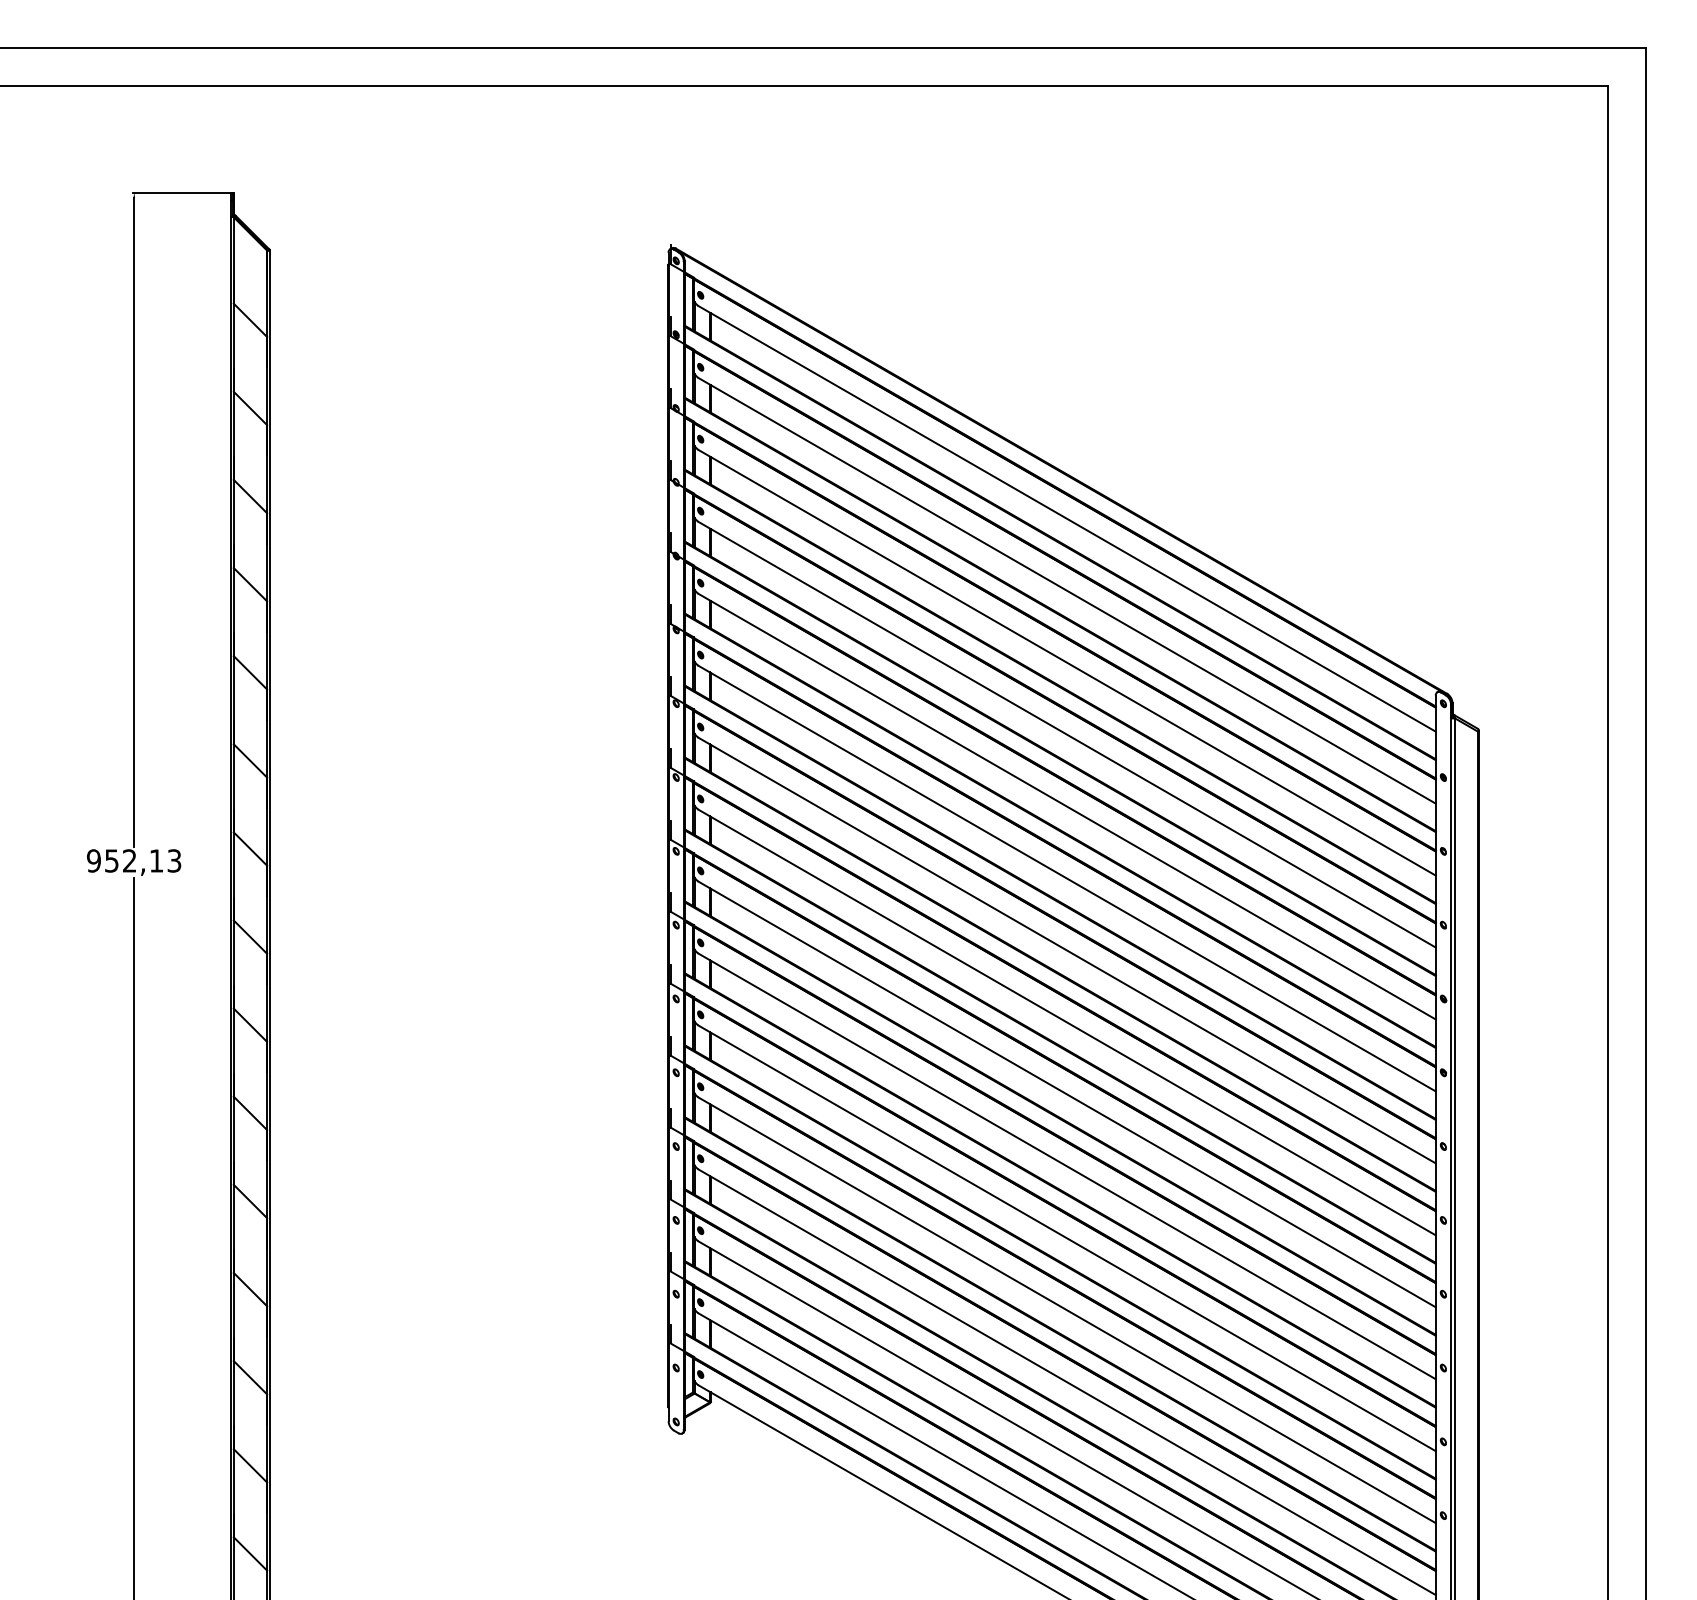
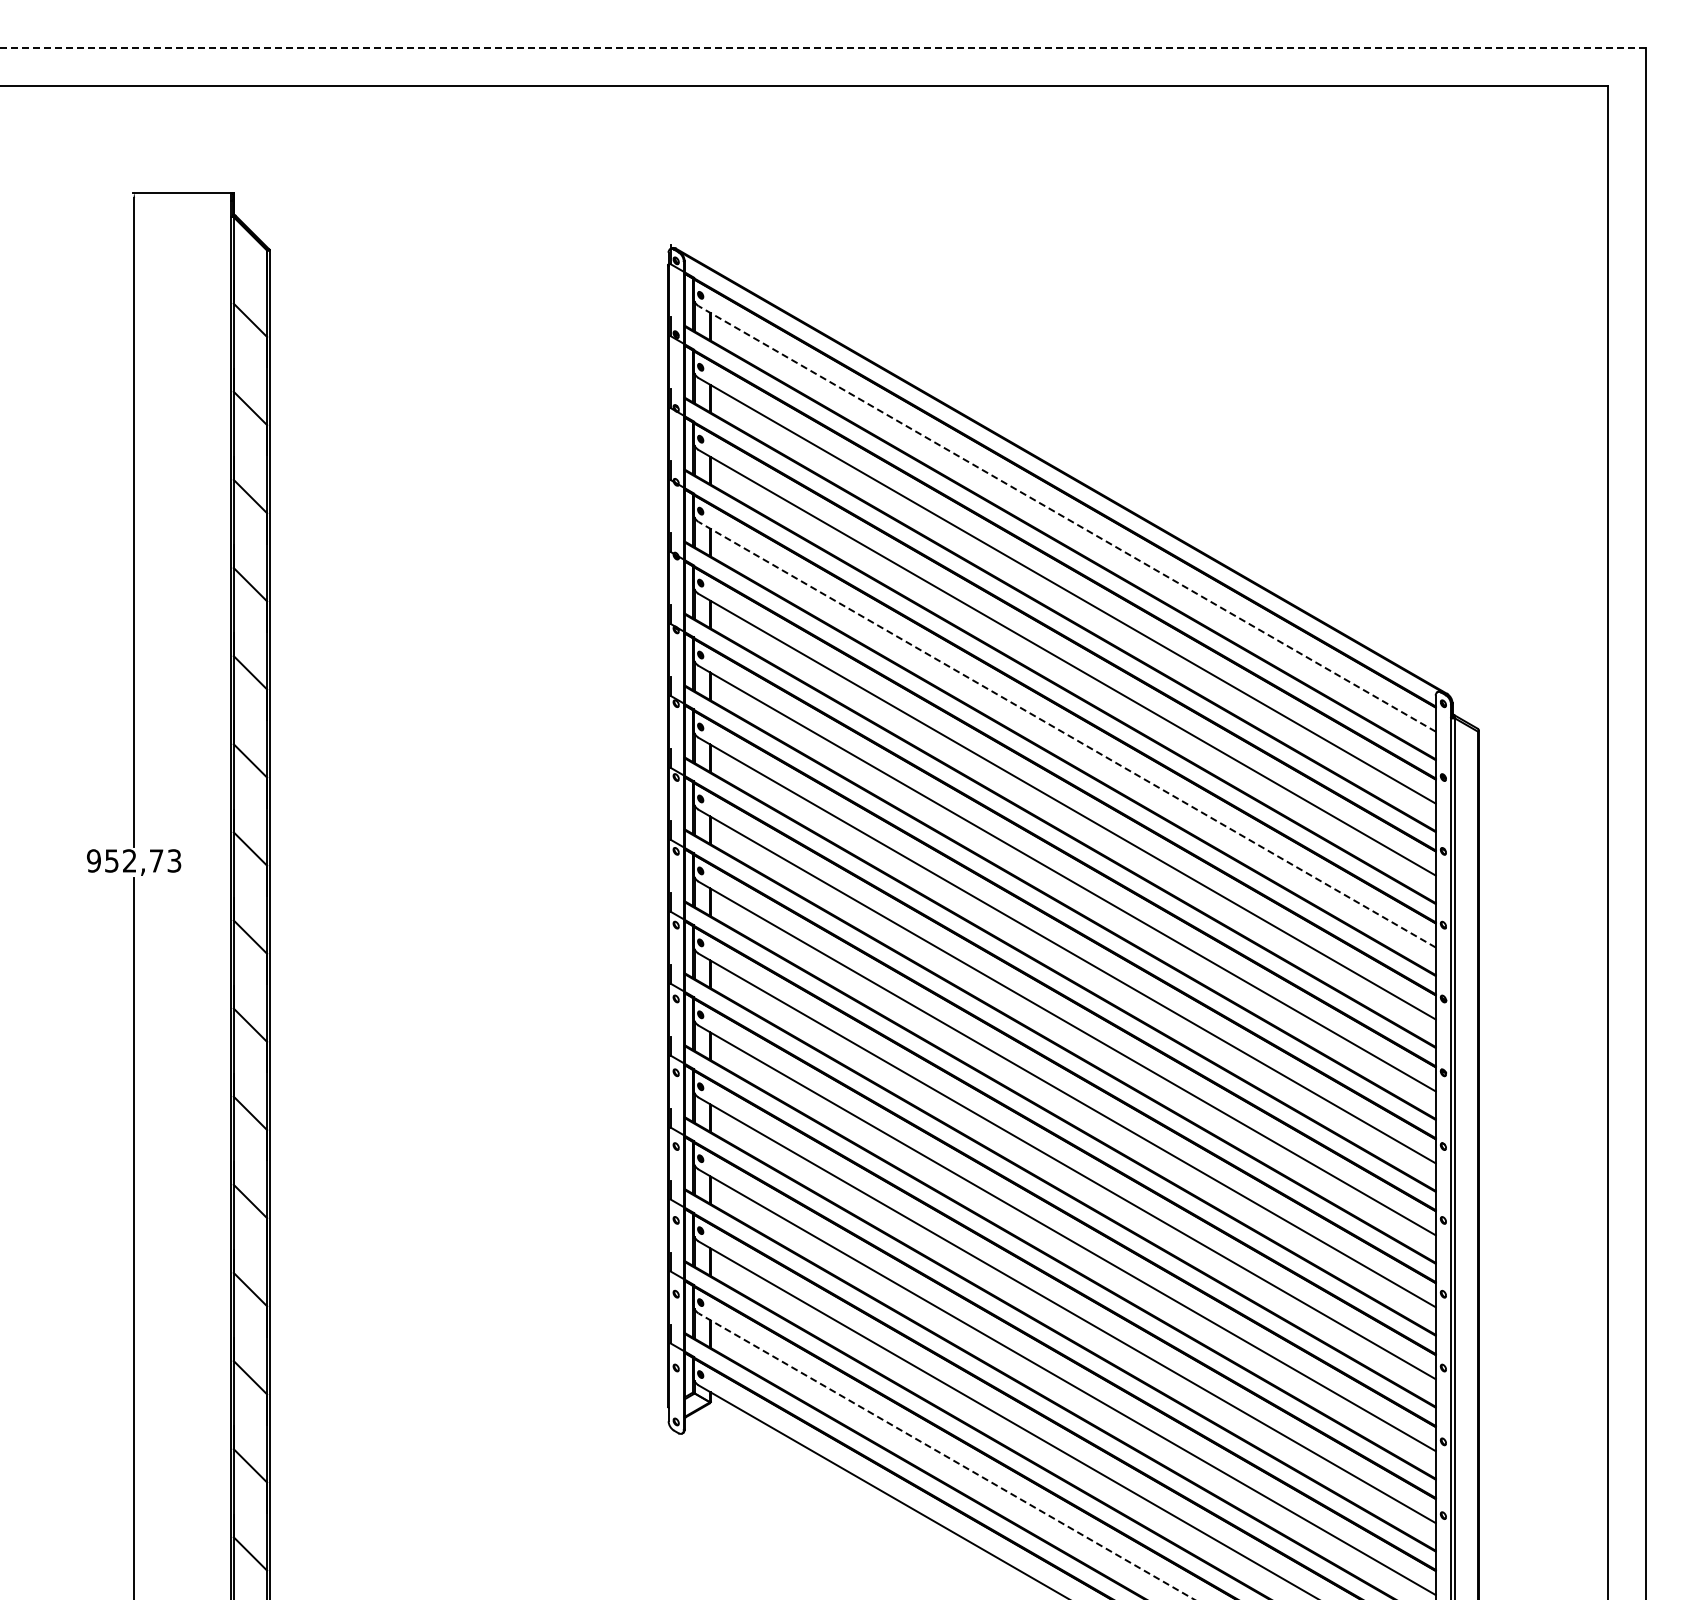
line: solid -> dashed (823, 48)
line: solid -> dashed (1067, 518)
line: solid -> dashed (1067, 734)
text: 952,13 -> 952,73 (156, 860)
line: solid -> dashed (946, 1456)
